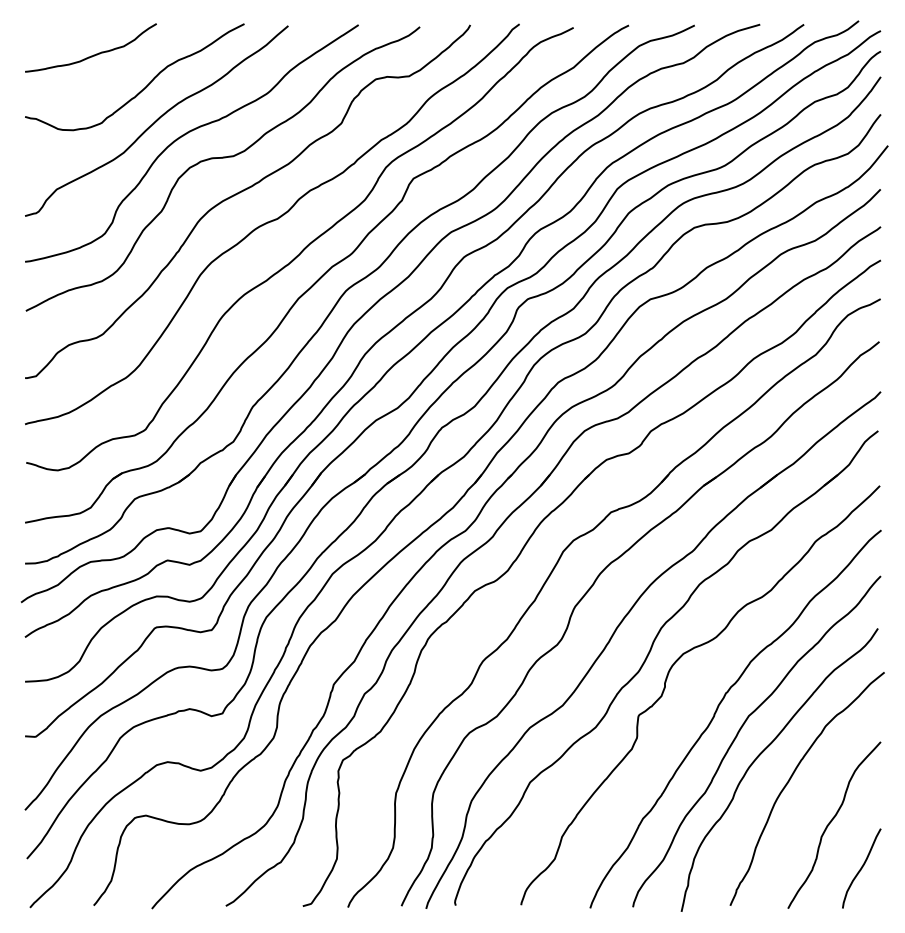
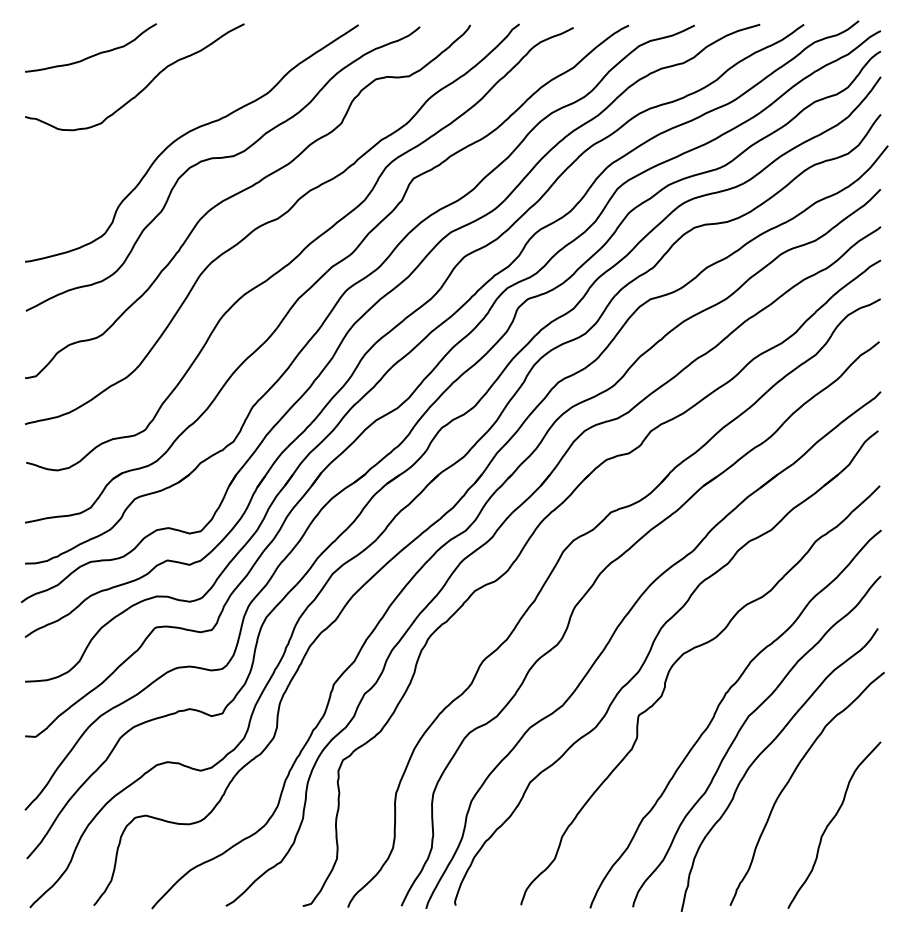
curve: present -> none (156, 120)
curve: present -> none (861, 868)
